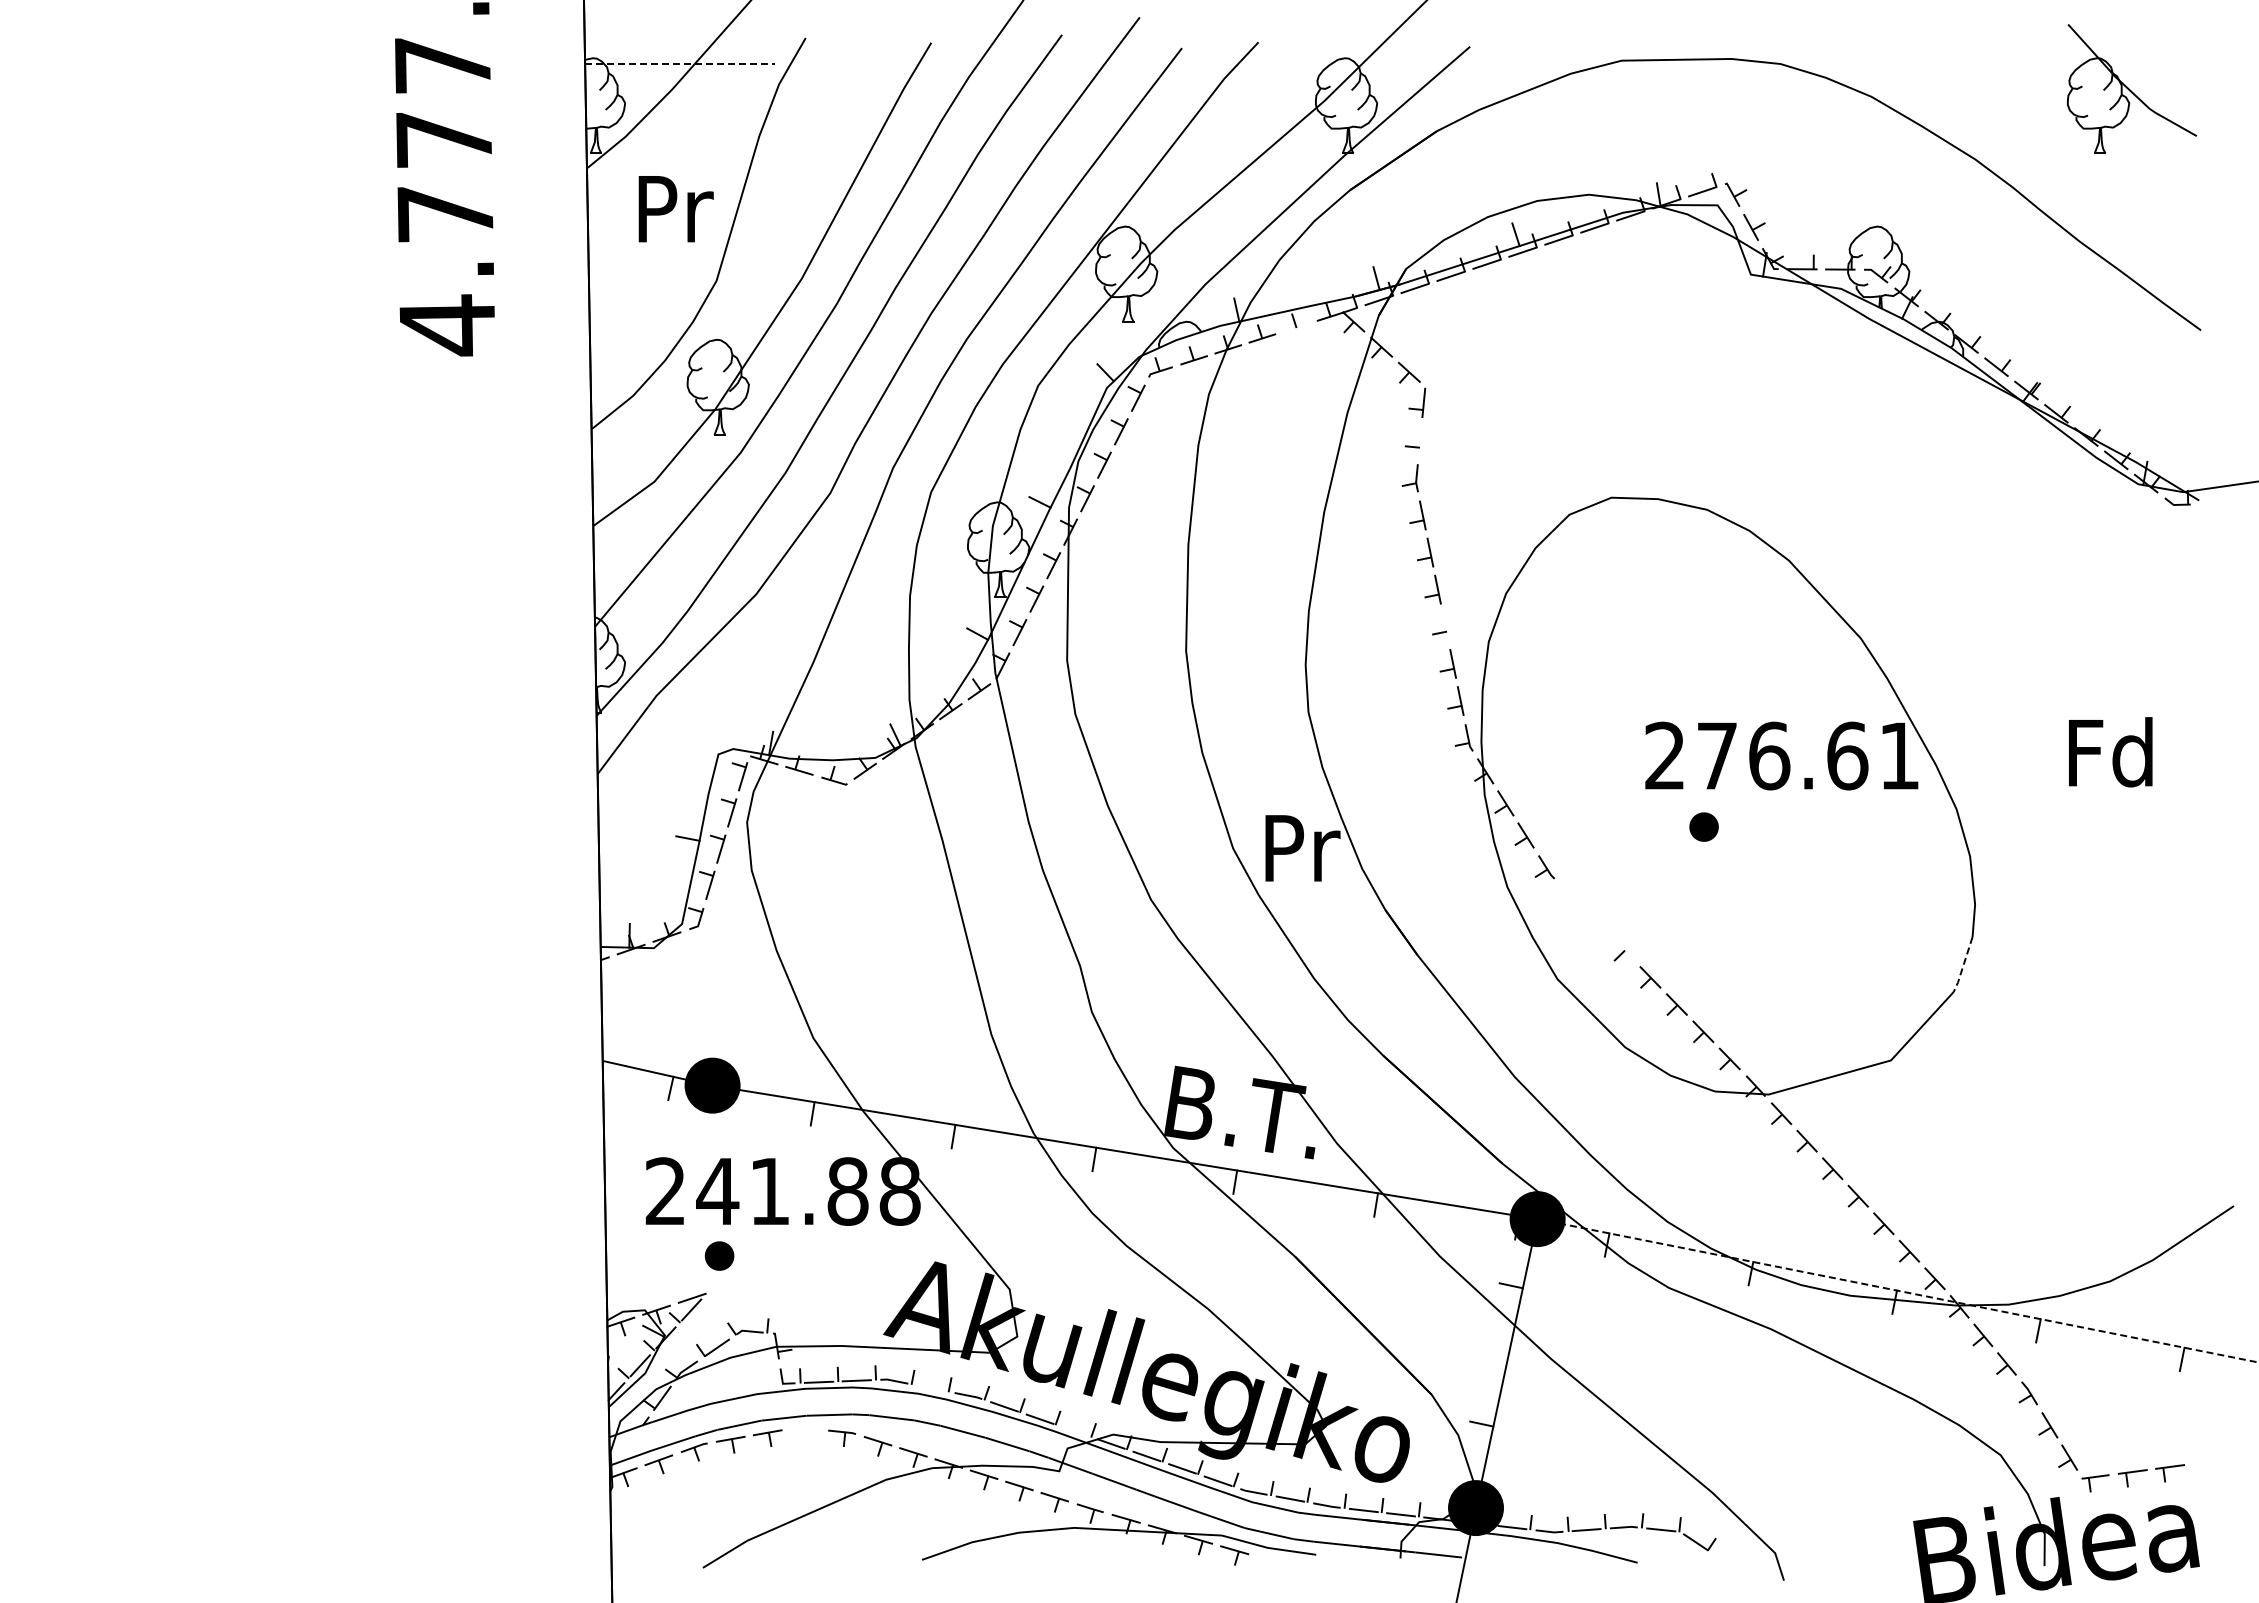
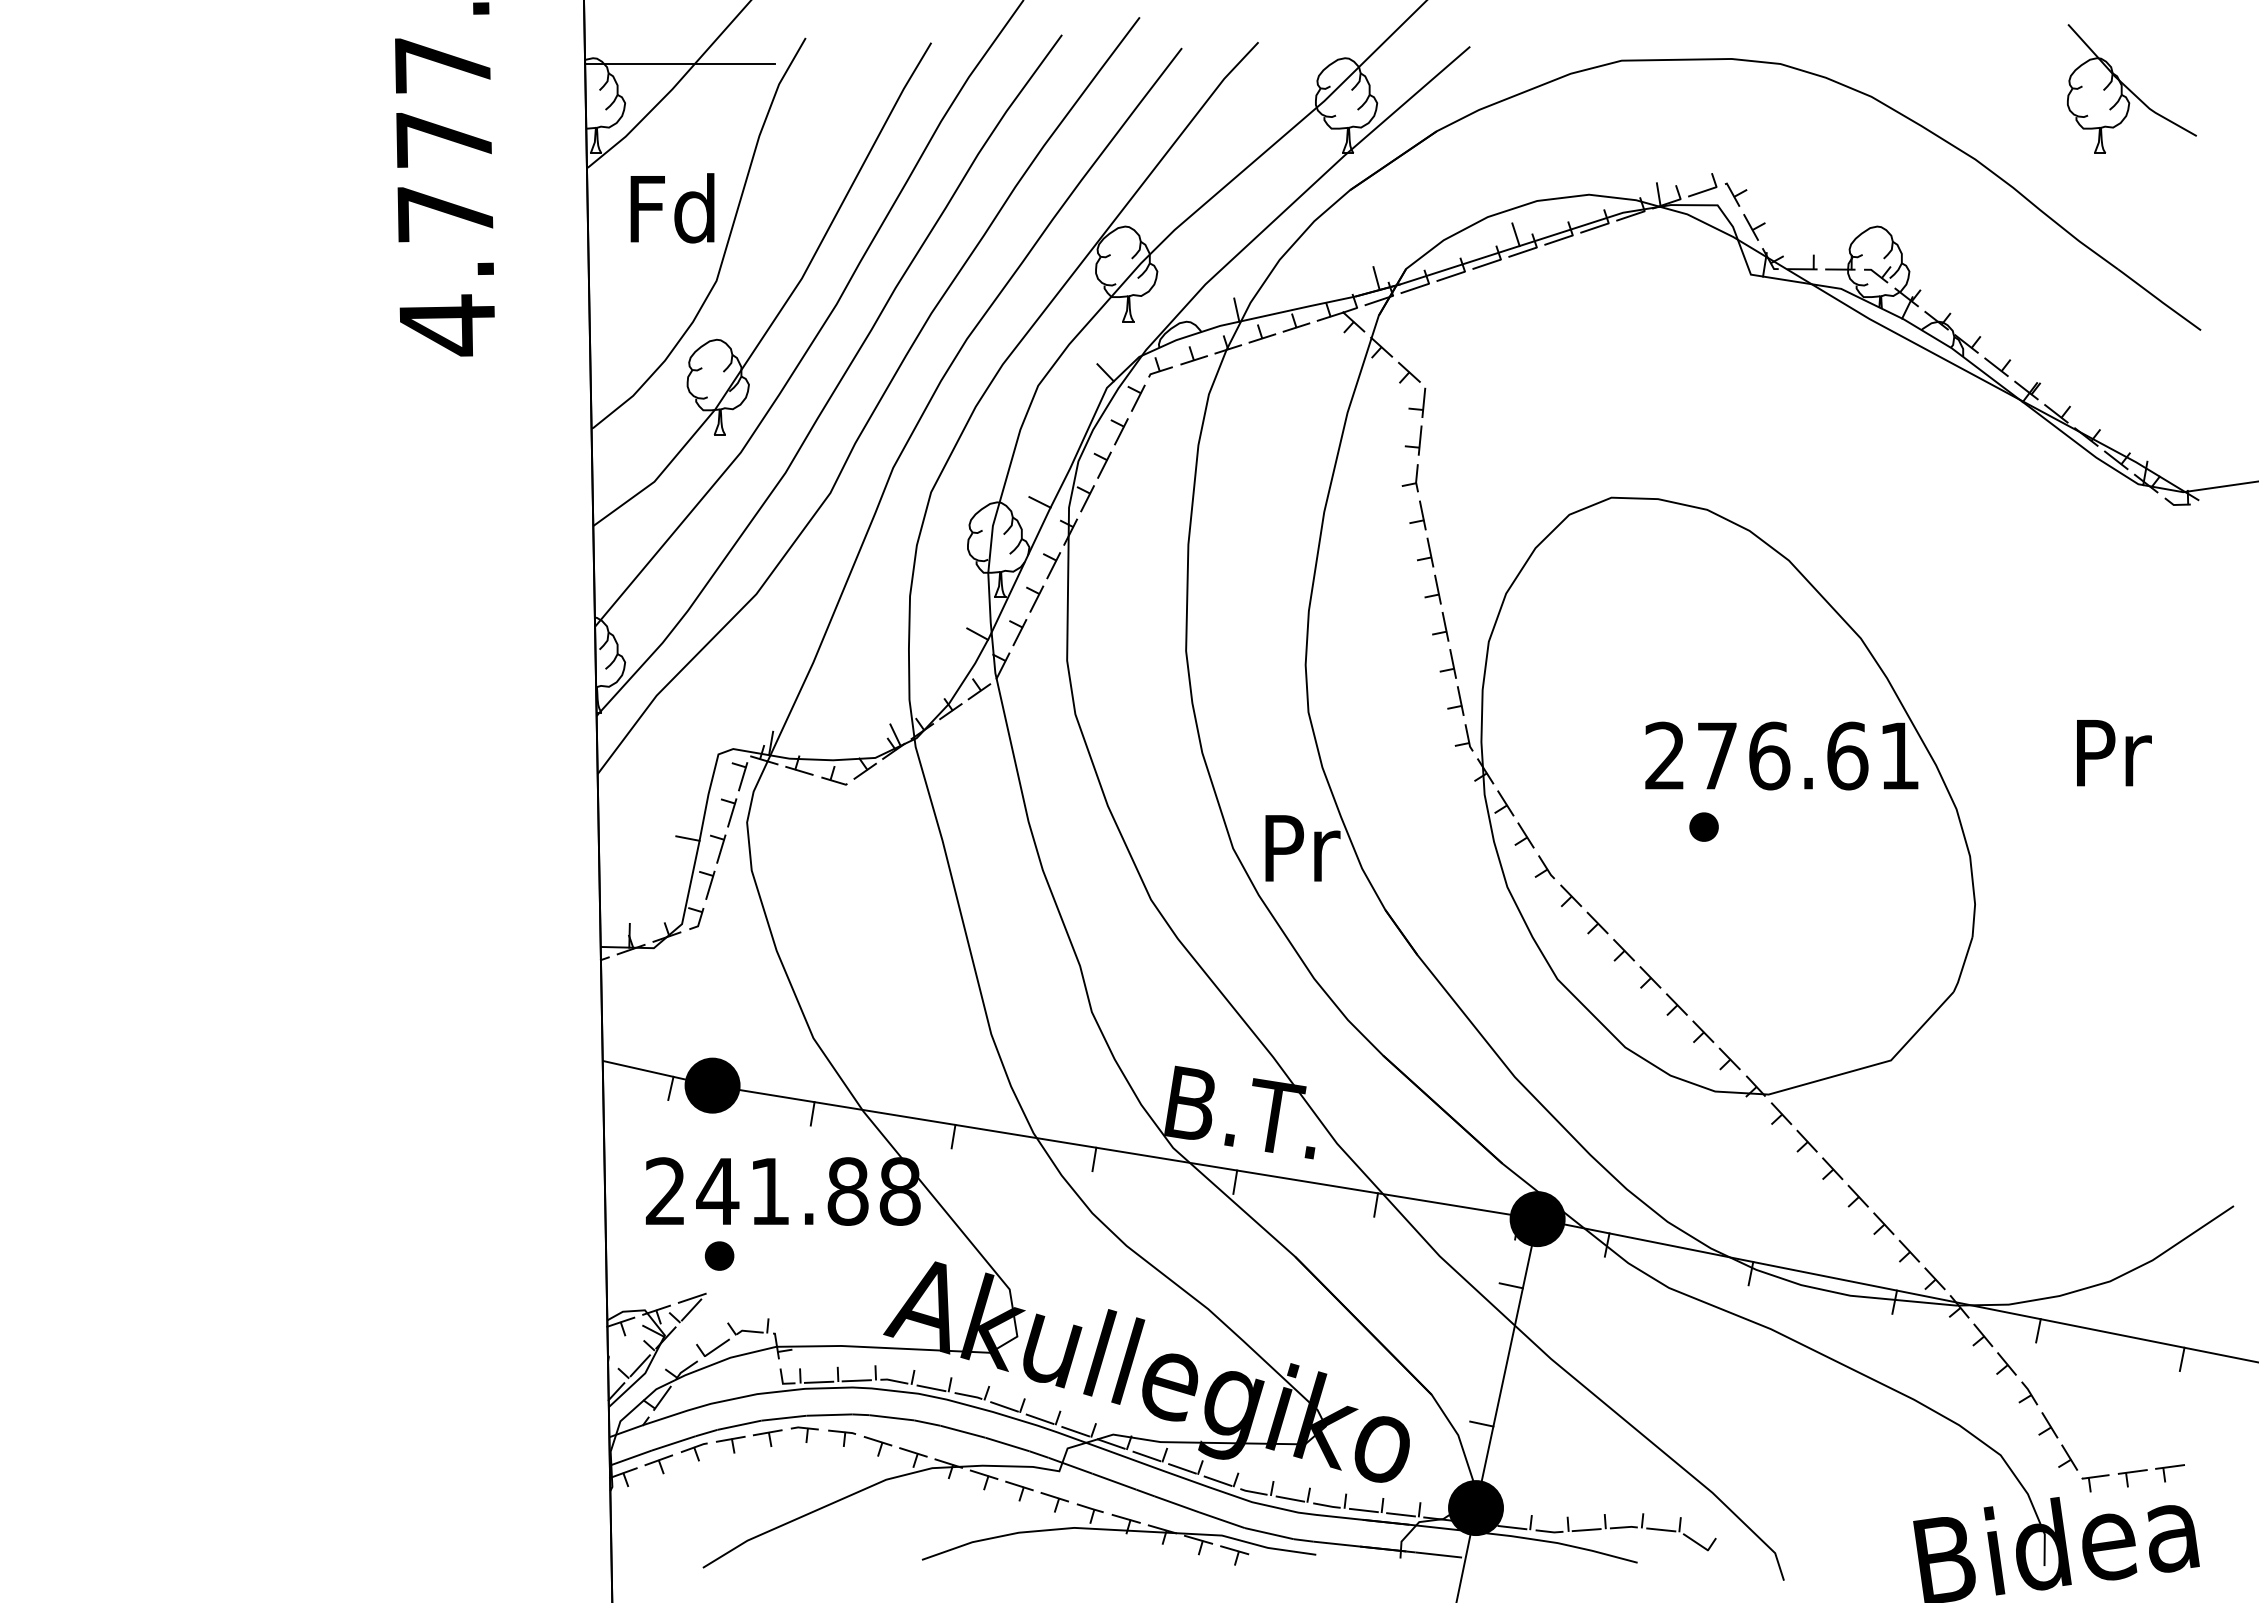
line: dashed -> solid (679, 64)
text: Pr -> Fd (672, 208)
line: none -> present (1296, 327)
line: none -> present (1419, 440)
line: none -> present (1445, 626)
text: Fd -> Pr (2110, 752)
part: none -> present (1584, 909)
line: none -> present (1623, 950)
line: dashed -> solid (1963, 965)
line: dashed -> solid (1898, 1290)
line: none -> present (931, 1388)
line: none -> present (1075, 1431)
part: none -> present (804, 1434)
